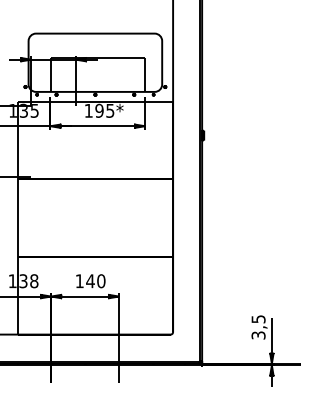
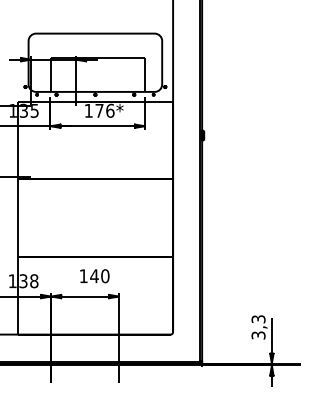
text: 195* -> 176* (104, 110)
text position: (90, 281) -> (94, 276) (94, 276)
text: 3,5 -> 3,3 (257, 318)
